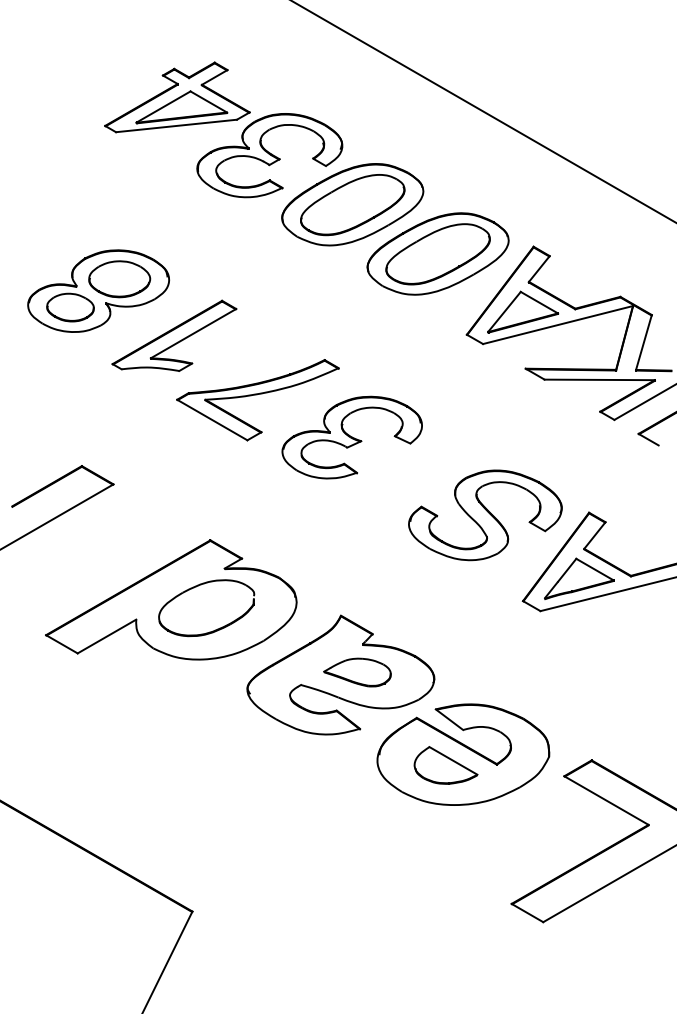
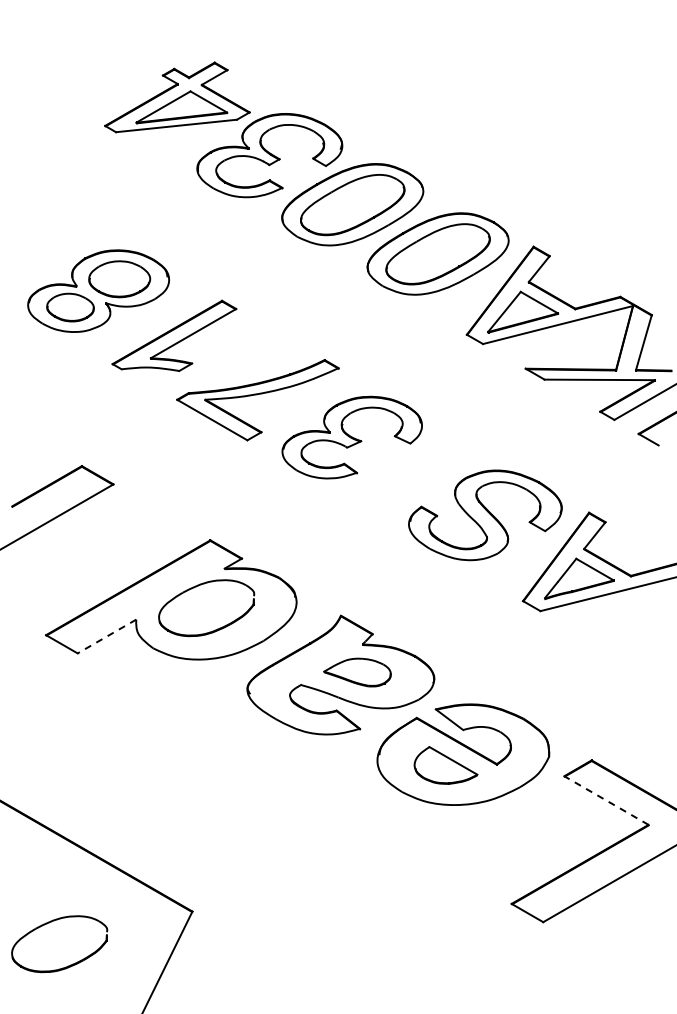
line: present -> none (483, 111)
line: solid -> dashed (106, 636)
line: solid -> dashed (606, 800)
part: none -> present (65, 966)
